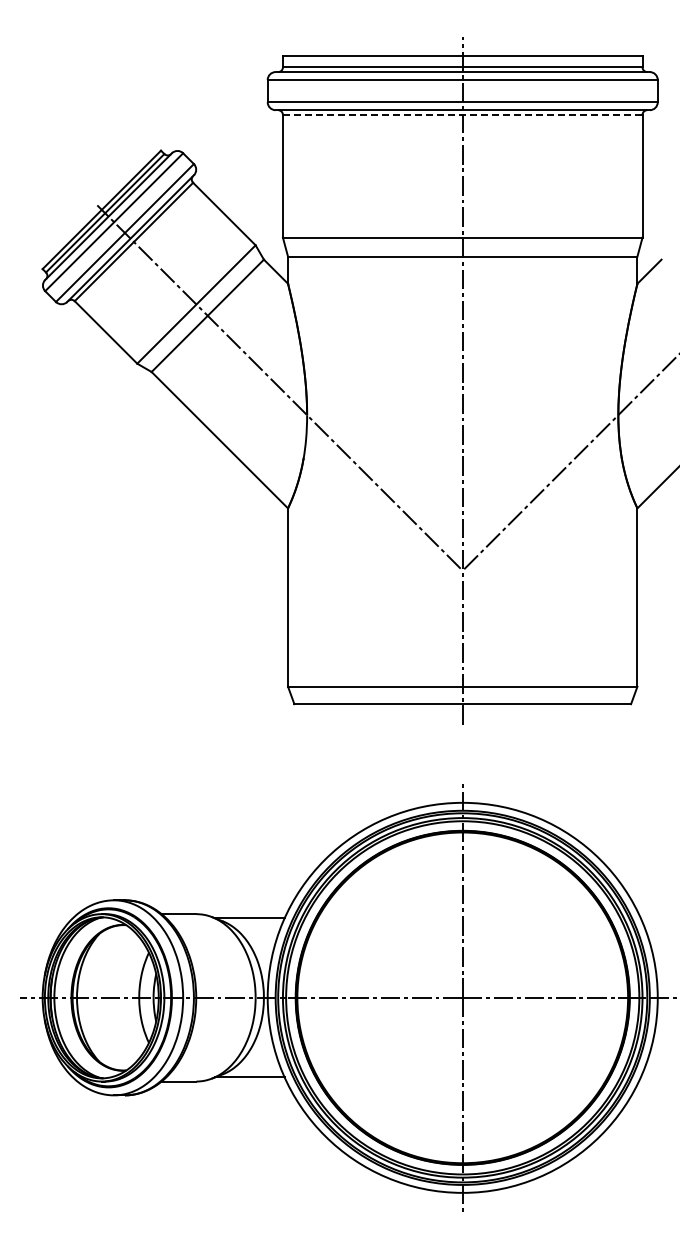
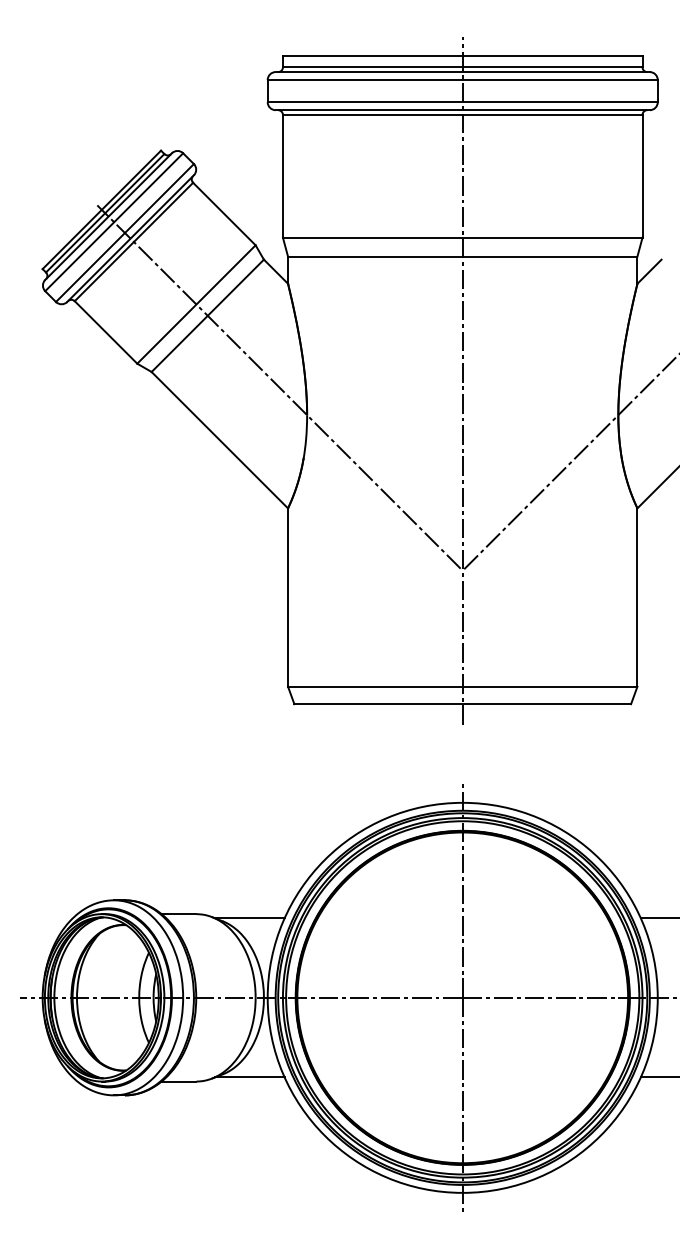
line: dashed -> solid (462, 114)
line: none -> present (658, 918)
line: none -> present (658, 1077)
